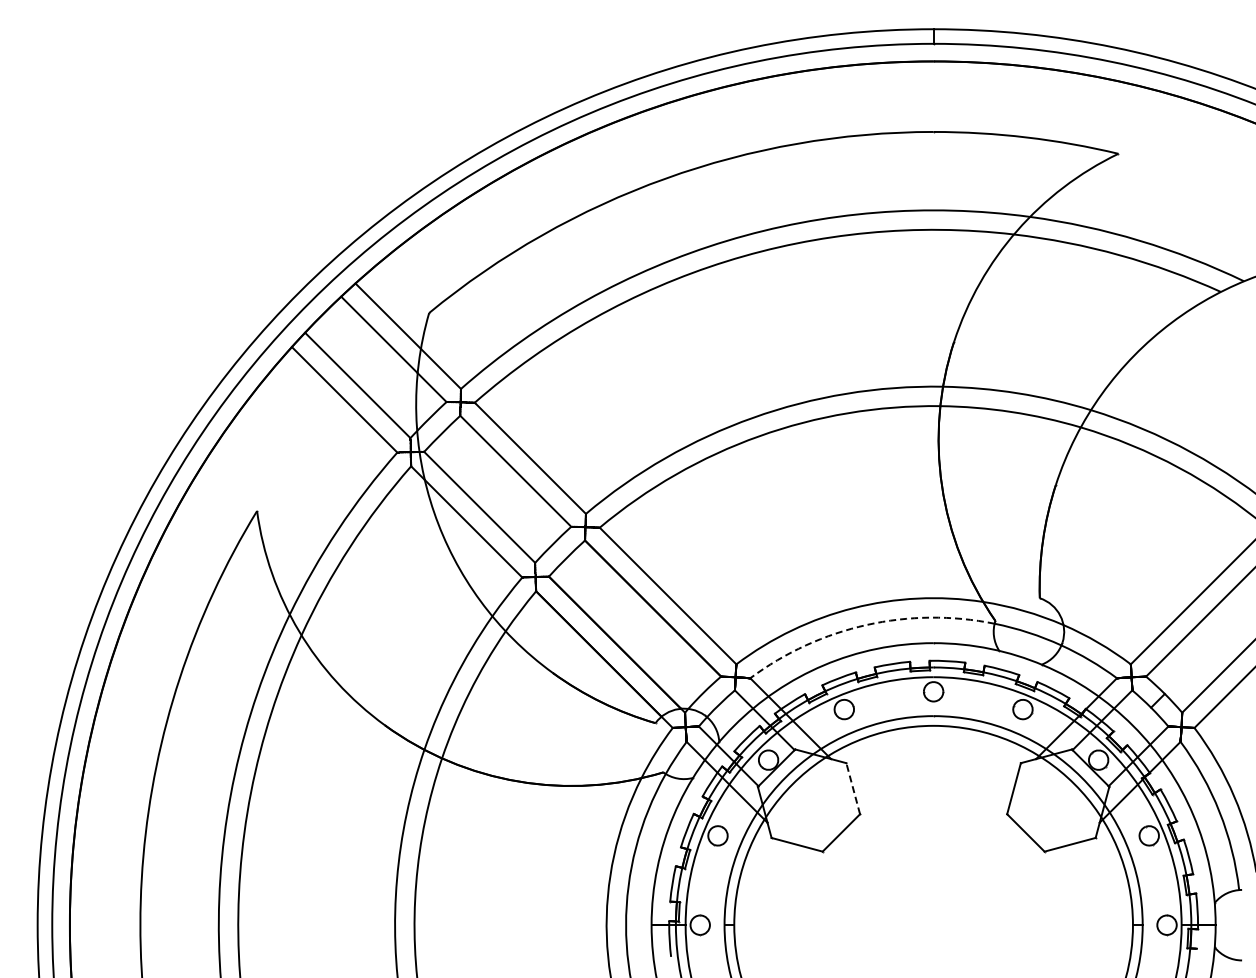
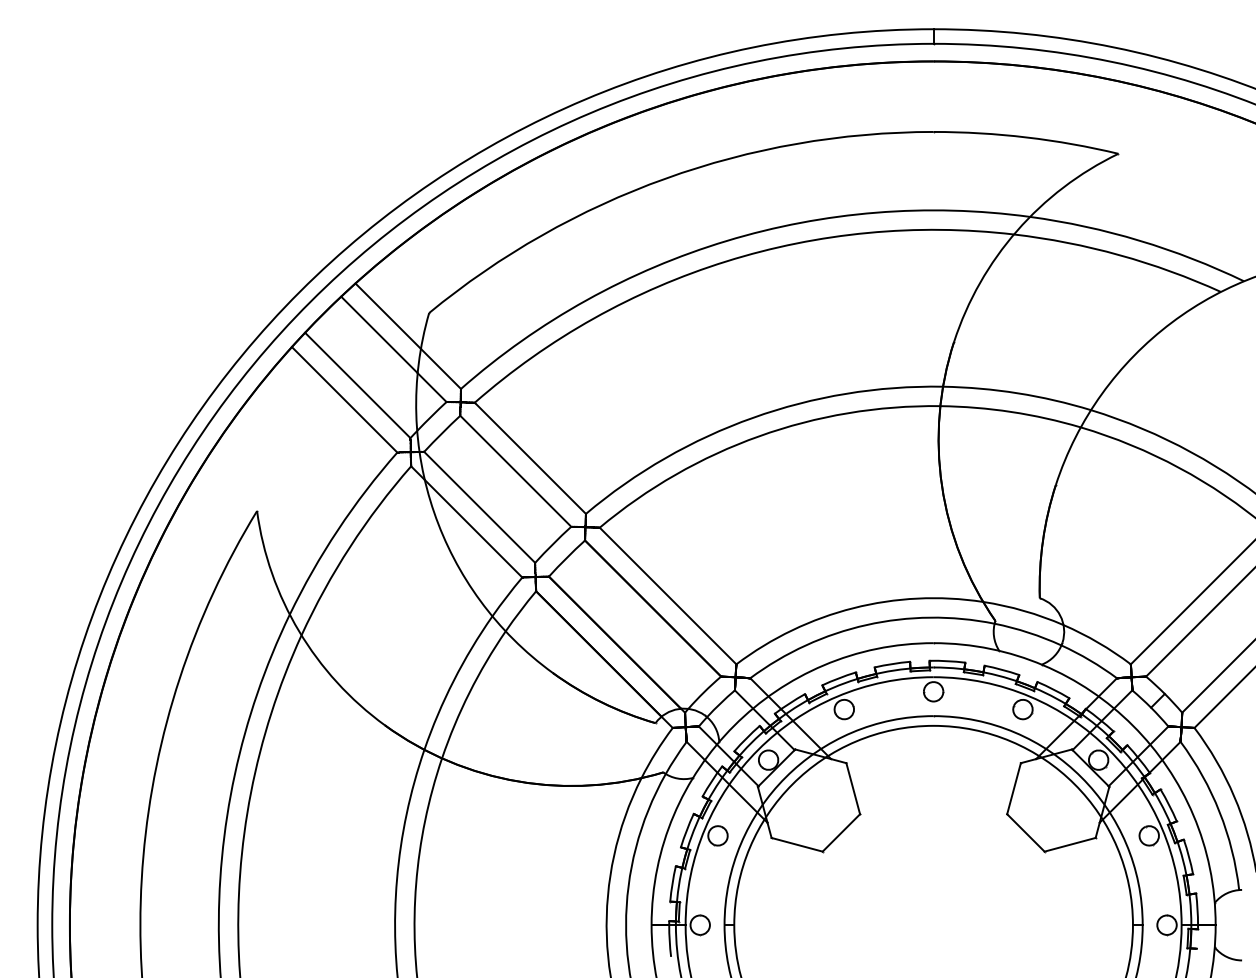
arc: dashed -> solid (866, 625)
line: dashed -> solid (853, 788)
